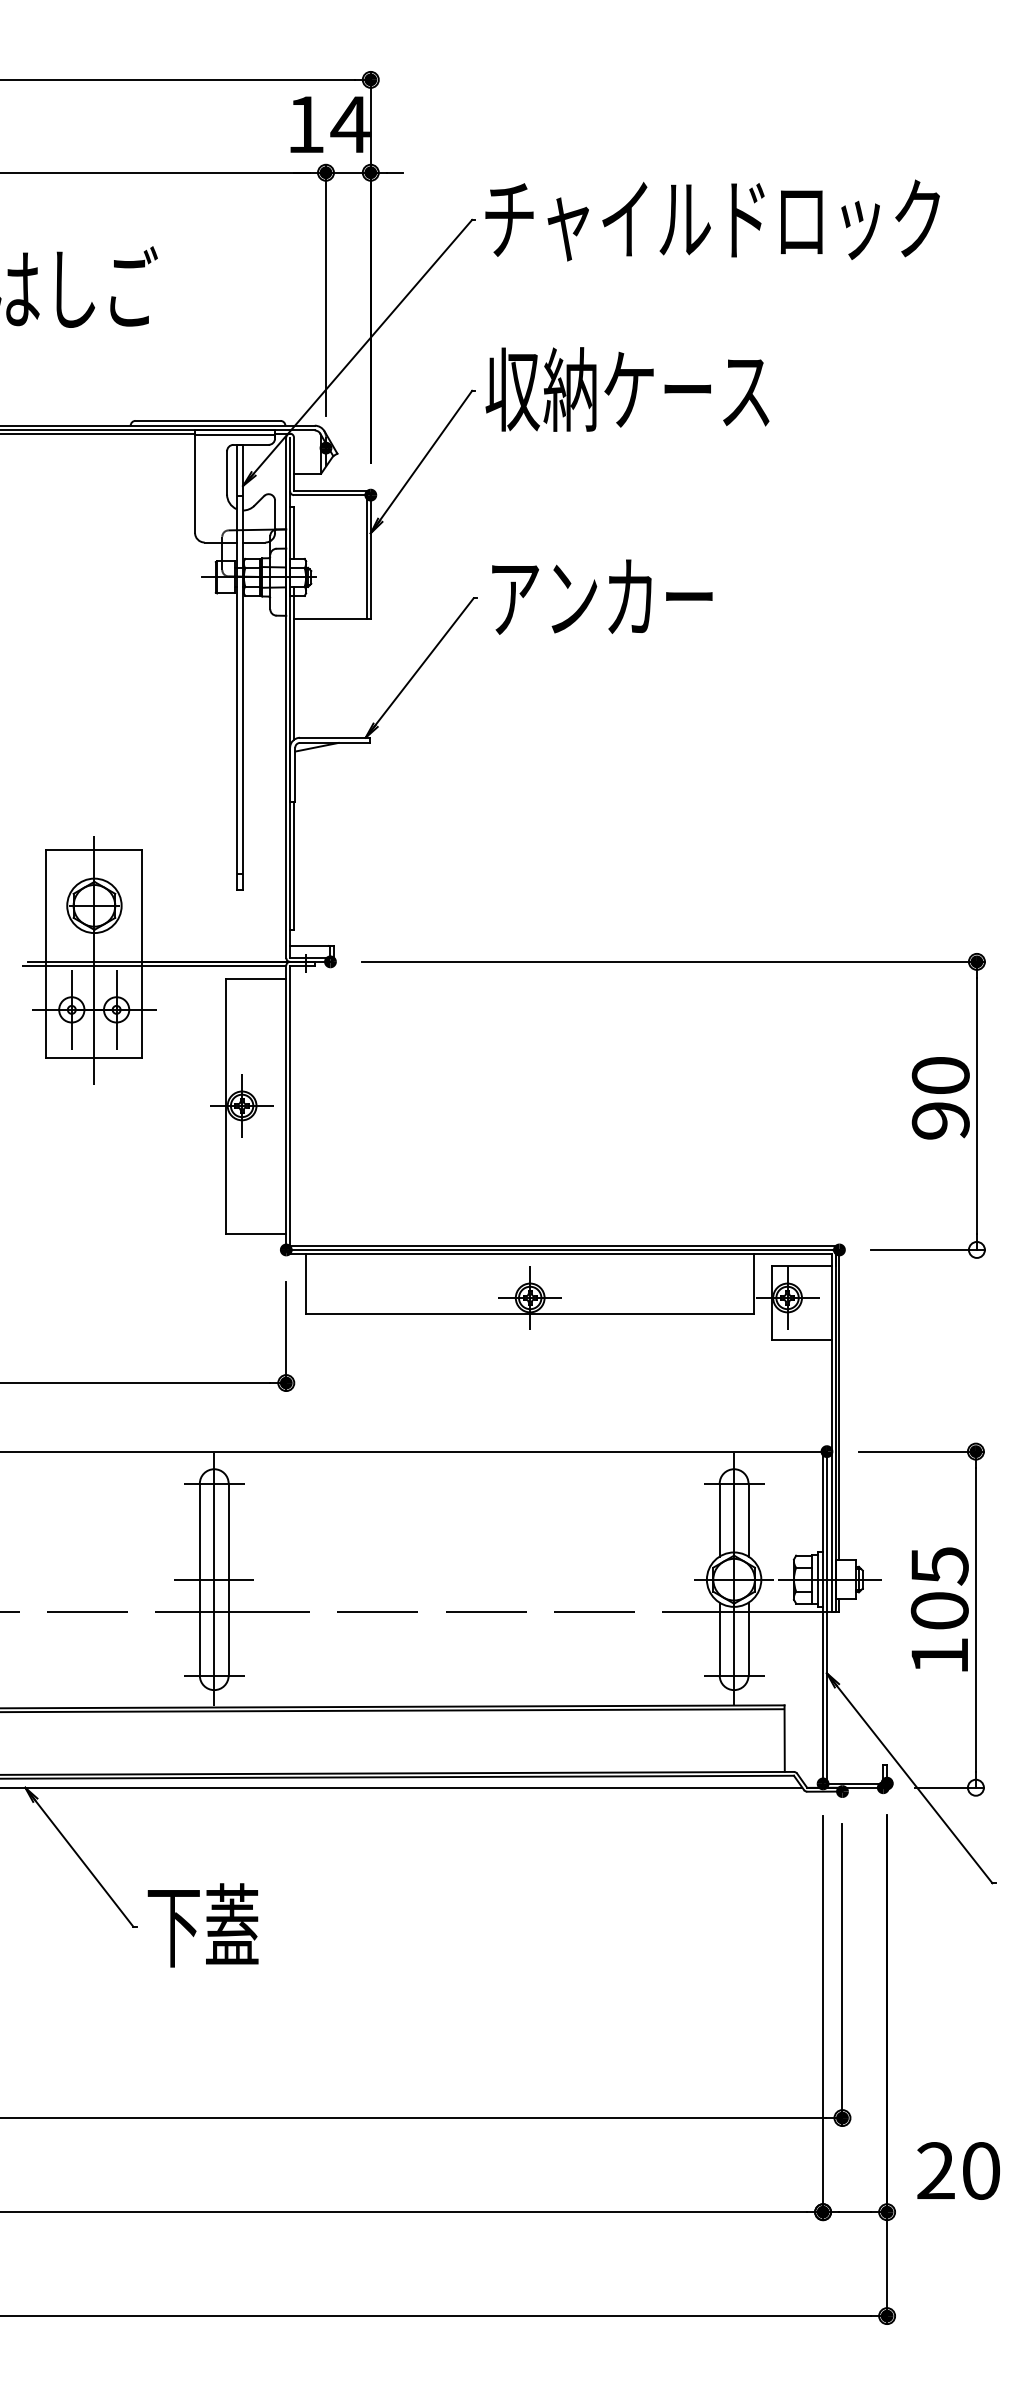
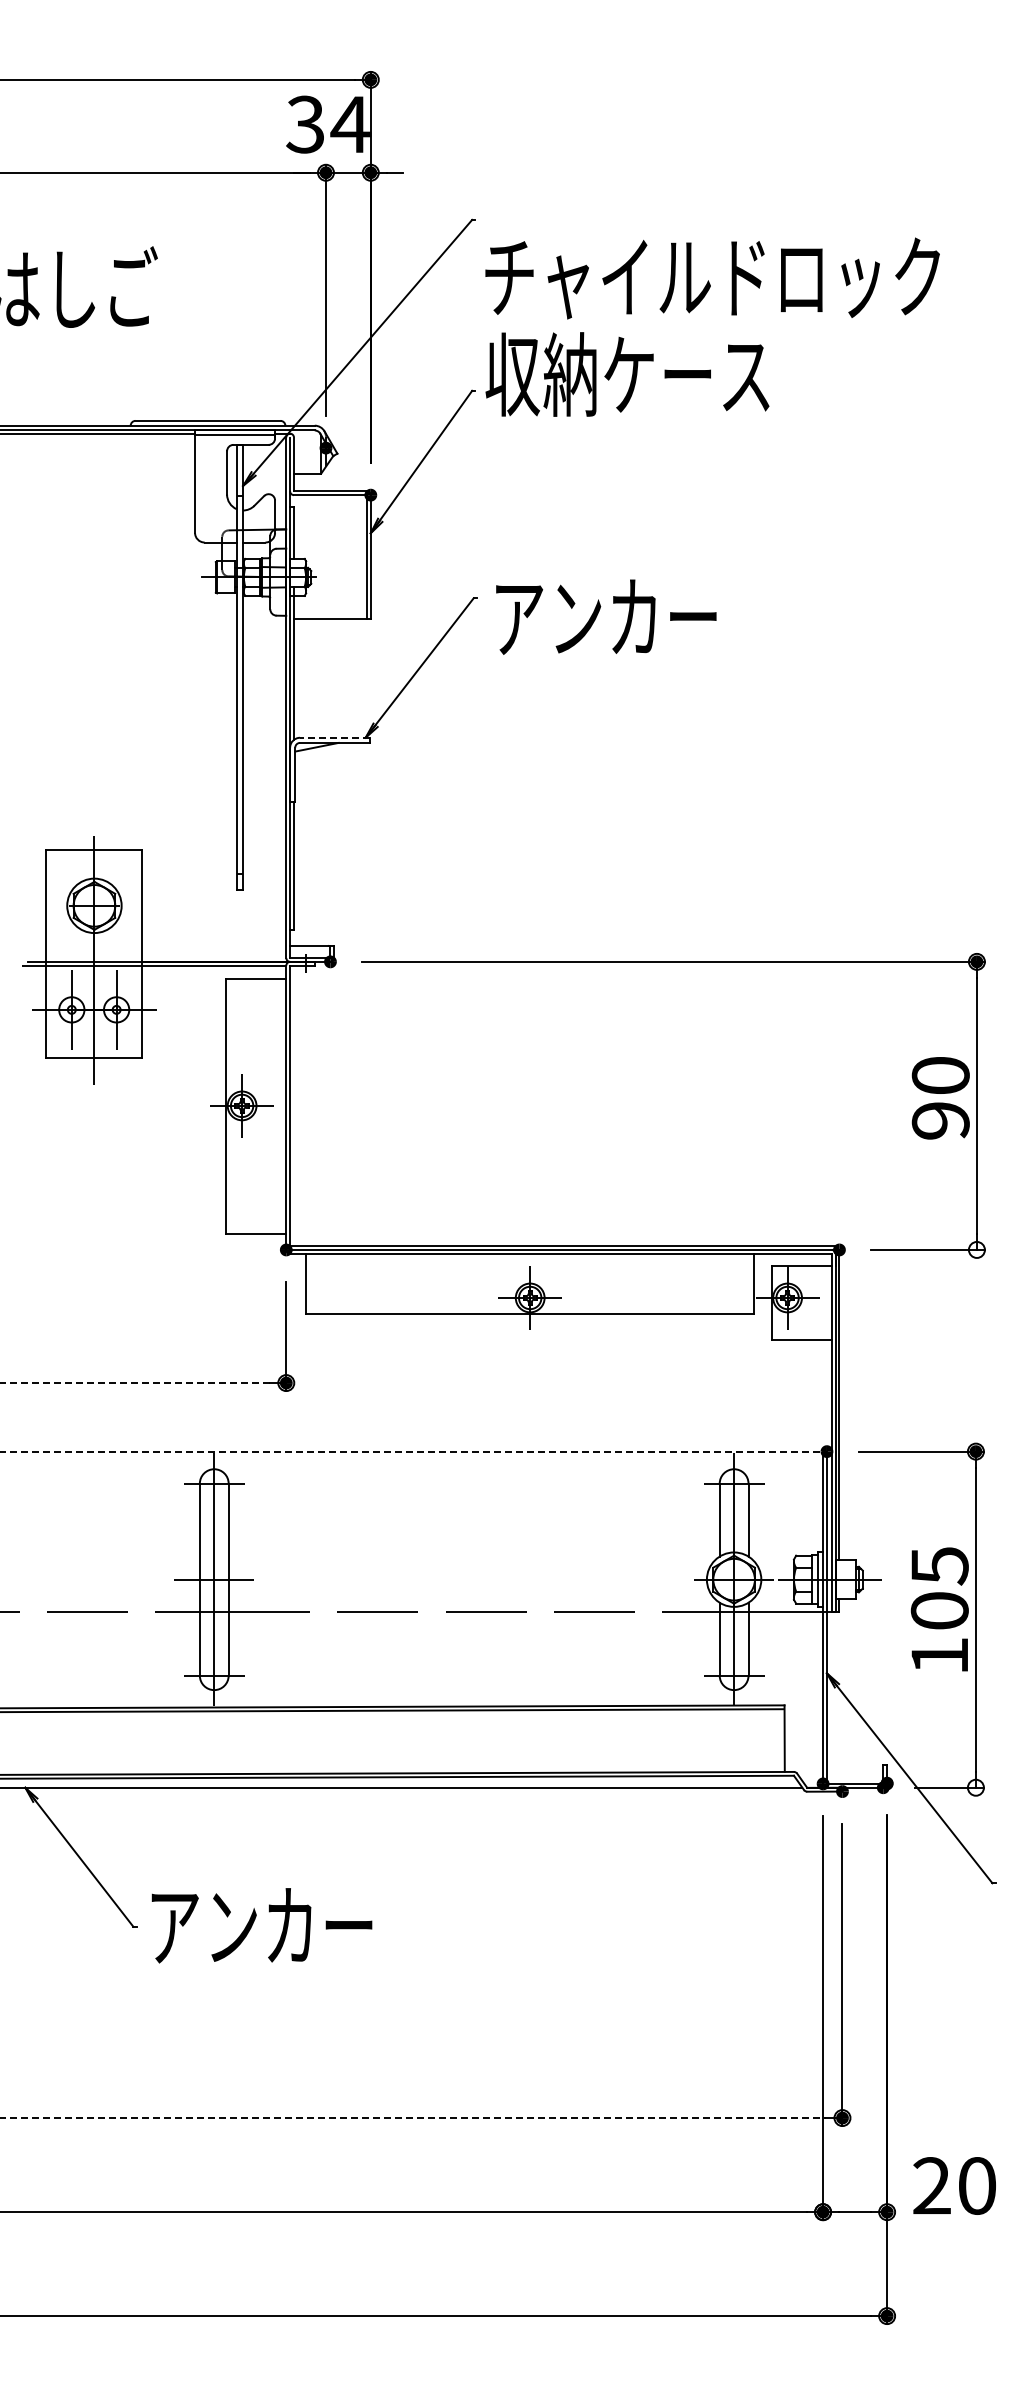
text: 14 -> 34 (304, 124)
text position: (712, 220) -> (712, 278) (712, 278)
text position: (627, 389) -> (627, 374) (627, 374)
text position: (602, 596) -> (606, 616) (606, 616)
line: solid -> dashed (334, 737)
line: solid -> dashed (135, 1383)
line: solid -> dashed (414, 1451)
text: 下蓋 -> アンカー (259, 1925)
line: solid -> dashed (413, 2118)
text position: (958, 2170) -> (954, 2185) (954, 2185)
